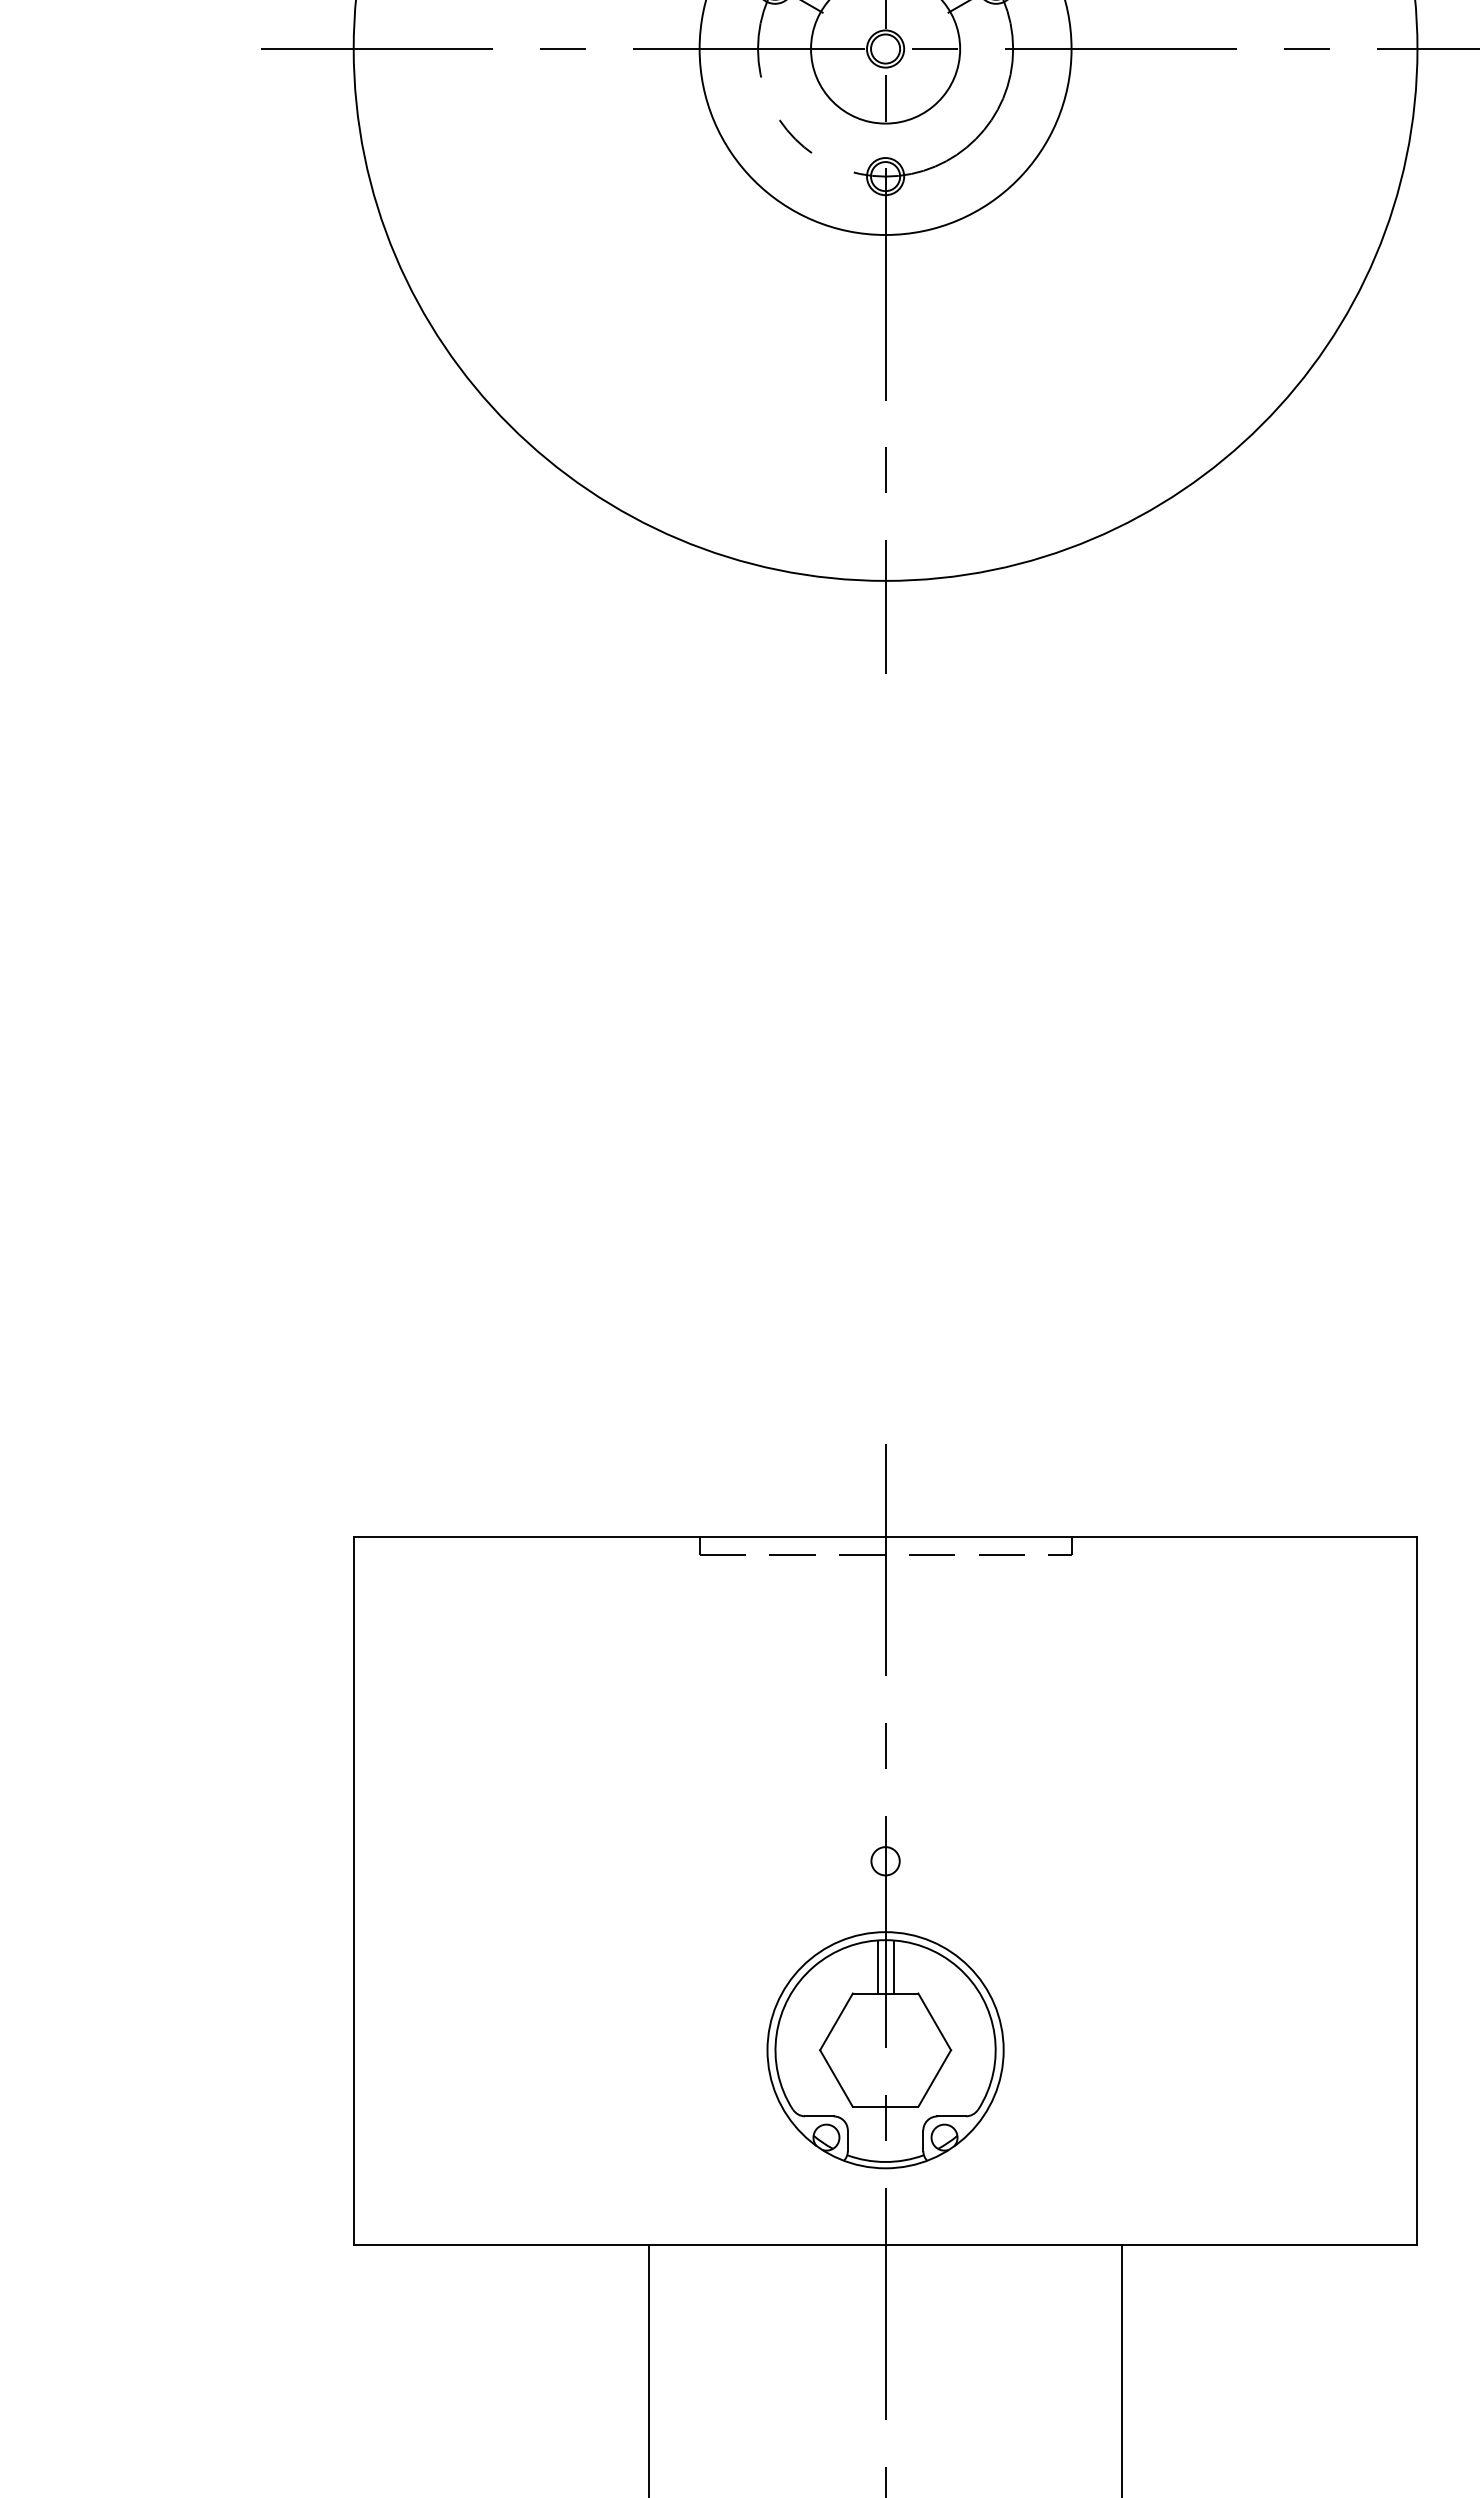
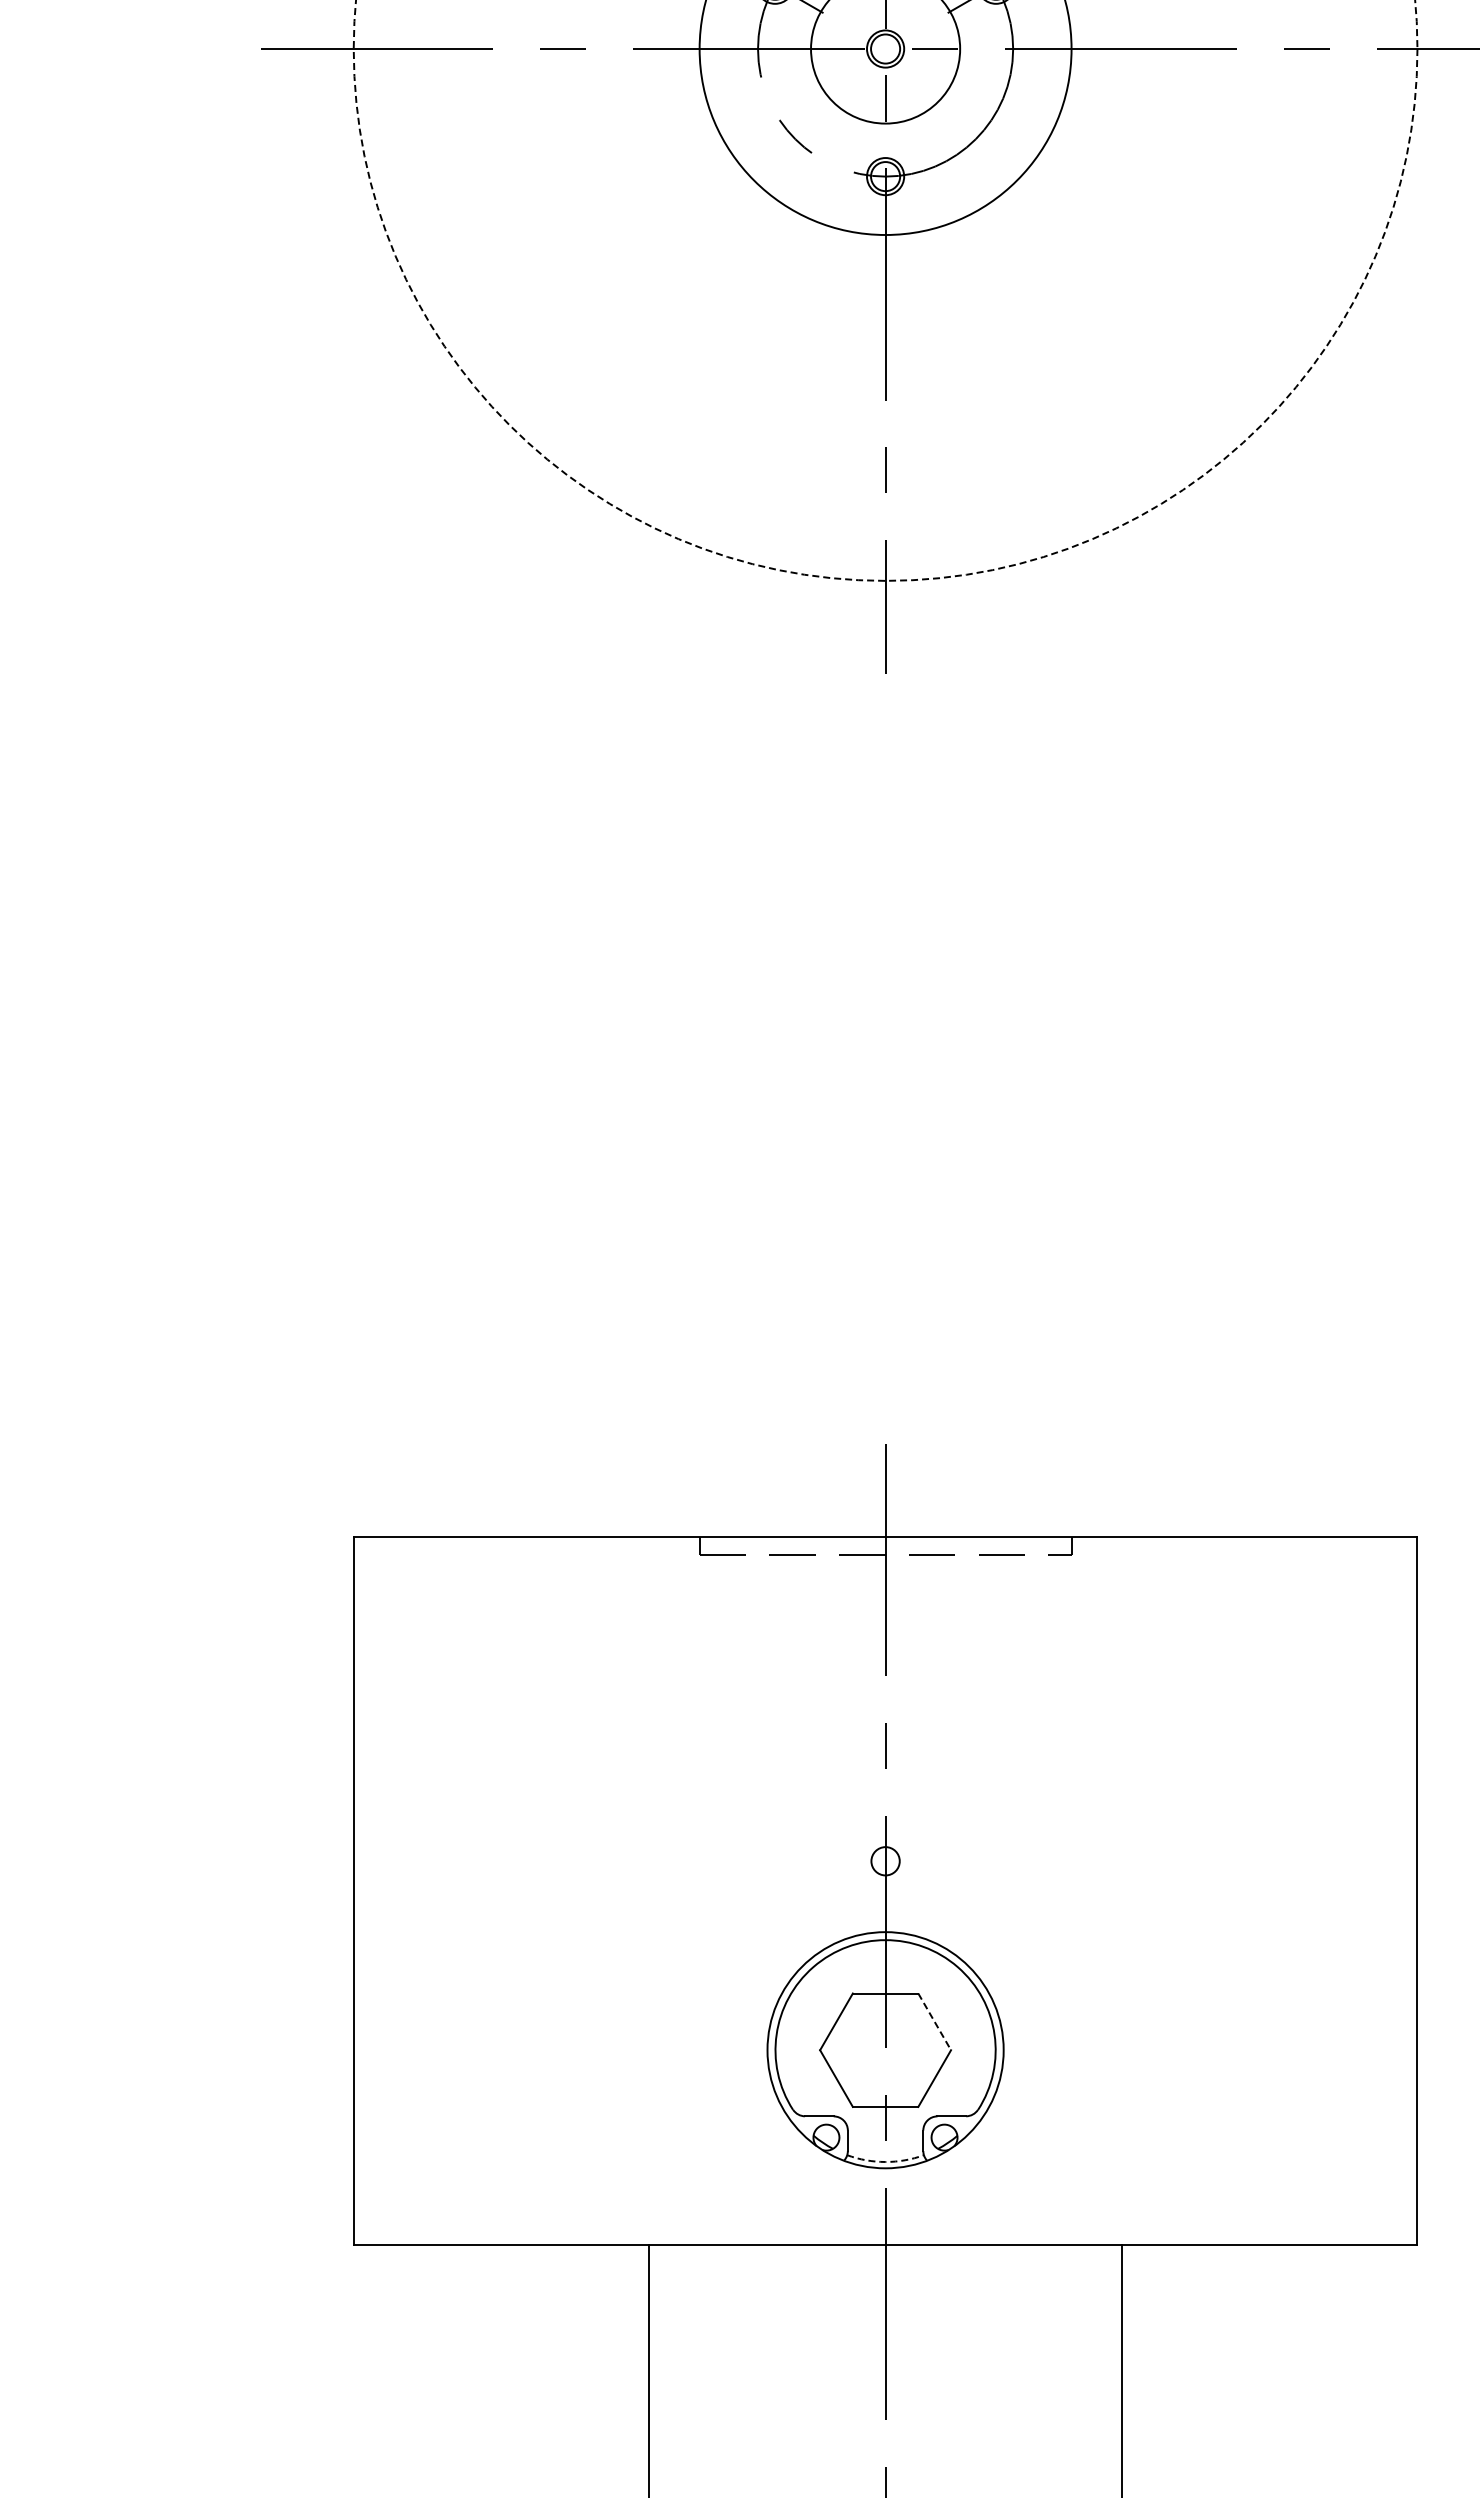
circle: solid -> dashed (885, 290)
line: present -> none (877, 1966)
line: present -> none (893, 1966)
line: solid -> dashed (934, 2021)
arc: solid -> dashed (885, 2162)
